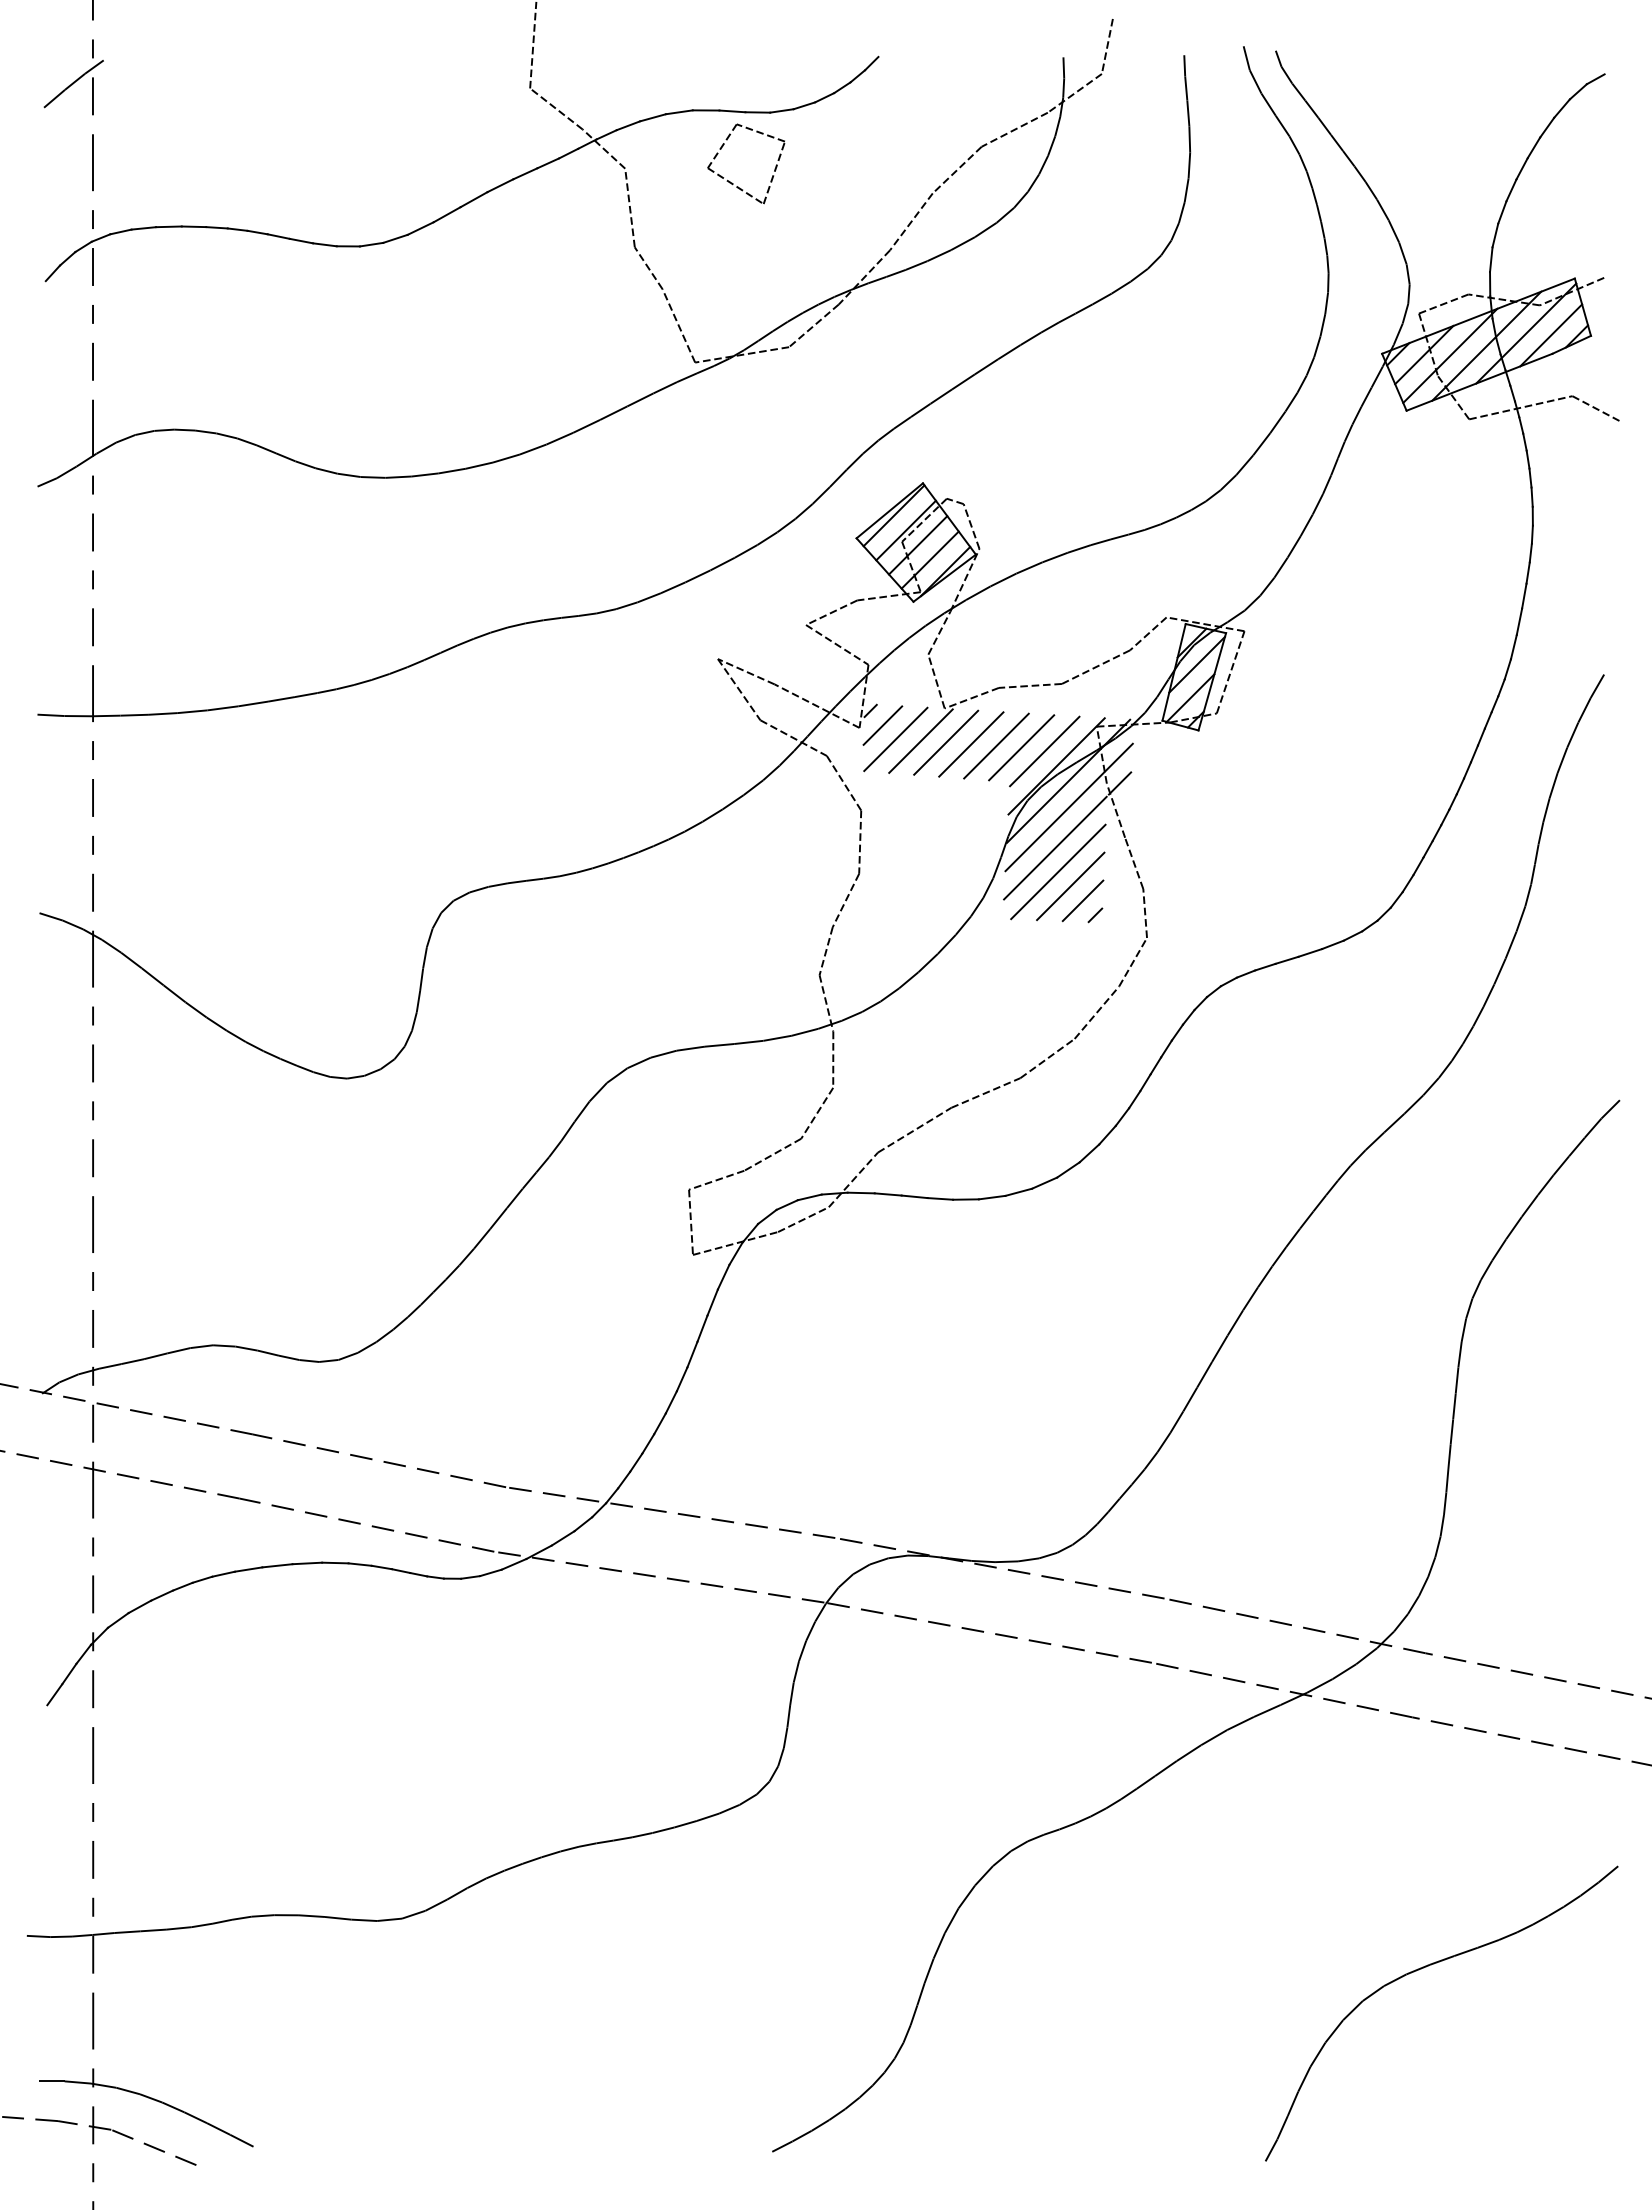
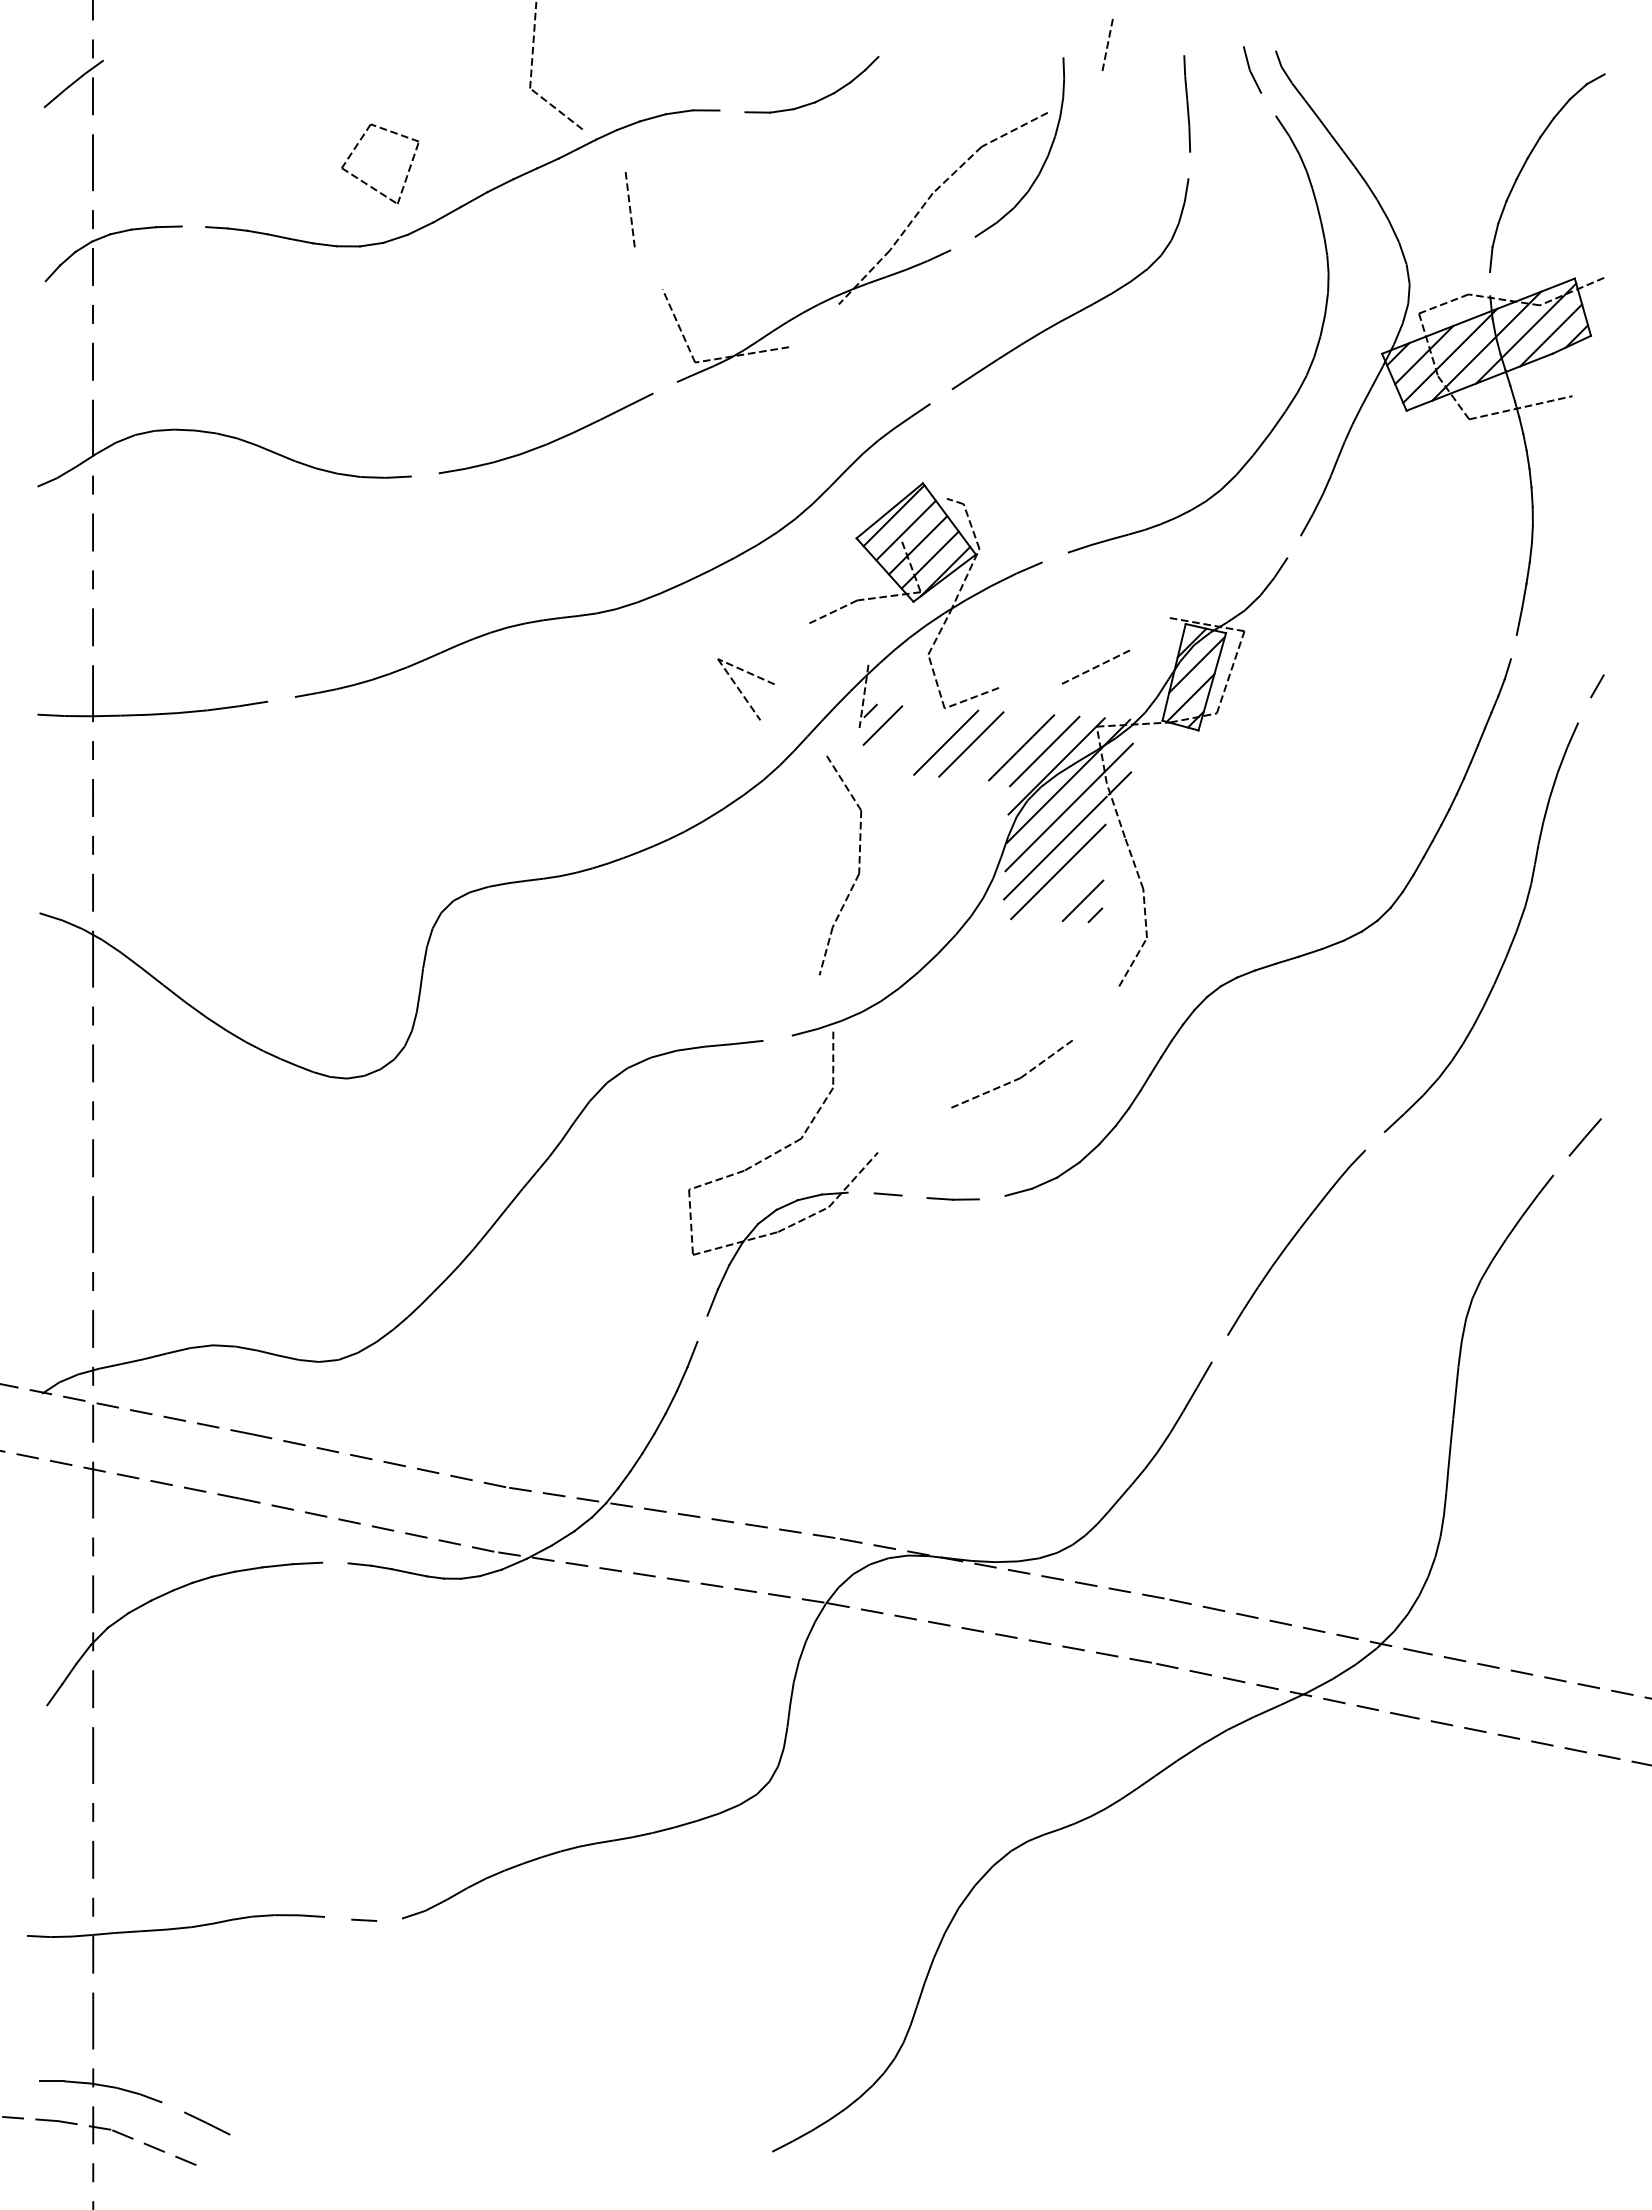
line: present -> none (1074, 92)
line: present -> none (1268, 104)
line: present -> none (732, 111)
line: present -> none (603, 148)
line: present -> none (1189, 165)
part position: (732, 182) -> (366, 182) (366, 182)
line: present -> none (193, 226)
line: present -> none (962, 243)
line: present -> none (648, 268)
line: present -> none (1490, 284)
line: present -> none (813, 325)
line: present -> none (664, 387)
line: present -> none (941, 396)
line: present -> none (1595, 408)
line: present -> none (424, 474)
line: present -> none (924, 519)
line: present -> none (1293, 546)
line: present -> none (1054, 557)
line: present -> none (1148, 633)
line: present -> none (837, 644)
line: present -> none (1513, 646)
line: present -> none (1029, 685)
line: present -> none (281, 699)
line: present -> none (816, 705)
line: present -> none (1584, 710)
line: present -> none (793, 737)
line: present -> none (895, 739)
line: present -> none (920, 740)
line: present -> none (996, 745)
line: present -> none (1070, 886)
line: present -> none (826, 1003)
line: present -> none (1096, 1012)
line: present -> none (777, 1037)
line: present -> none (1610, 1109)
line: present -> none (914, 1129)
line: present -> none (1374, 1141)
line: present -> none (1561, 1165)
line: present -> none (860, 1192)
line: present -> none (914, 1196)
line: present -> none (991, 1197)
line: present -> none (702, 1328)
line: present -> none (1219, 1348)
line: present -> none (335, 1562)
line: present -> none (337, 1917)
line: present -> none (389, 1919)
part: present -> none (1419, 1970)
line: present -> none (173, 2107)
line: present -> none (241, 2140)
